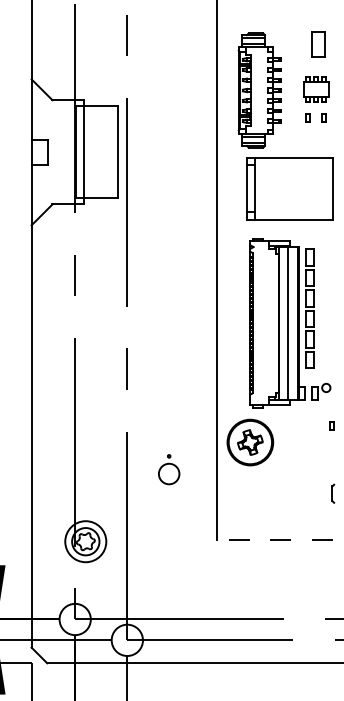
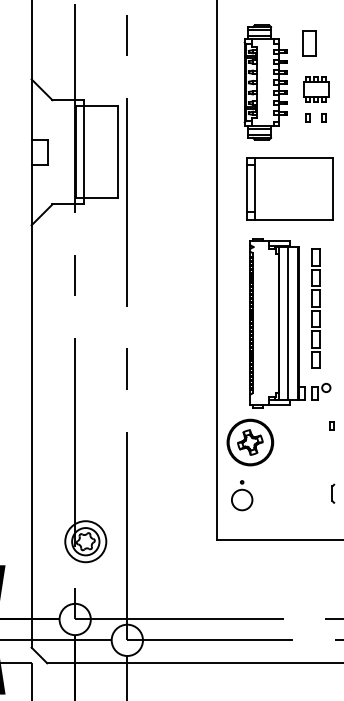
part position: (318, 44) -> (309, 43) (309, 43)
part position: (259, 90) -> (265, 82) (265, 82)
part position: (309, 308) -> (315, 308) (315, 308)
part position: (169, 469) -> (242, 495) (242, 495)
line: dashed -> solid (279, 540)
